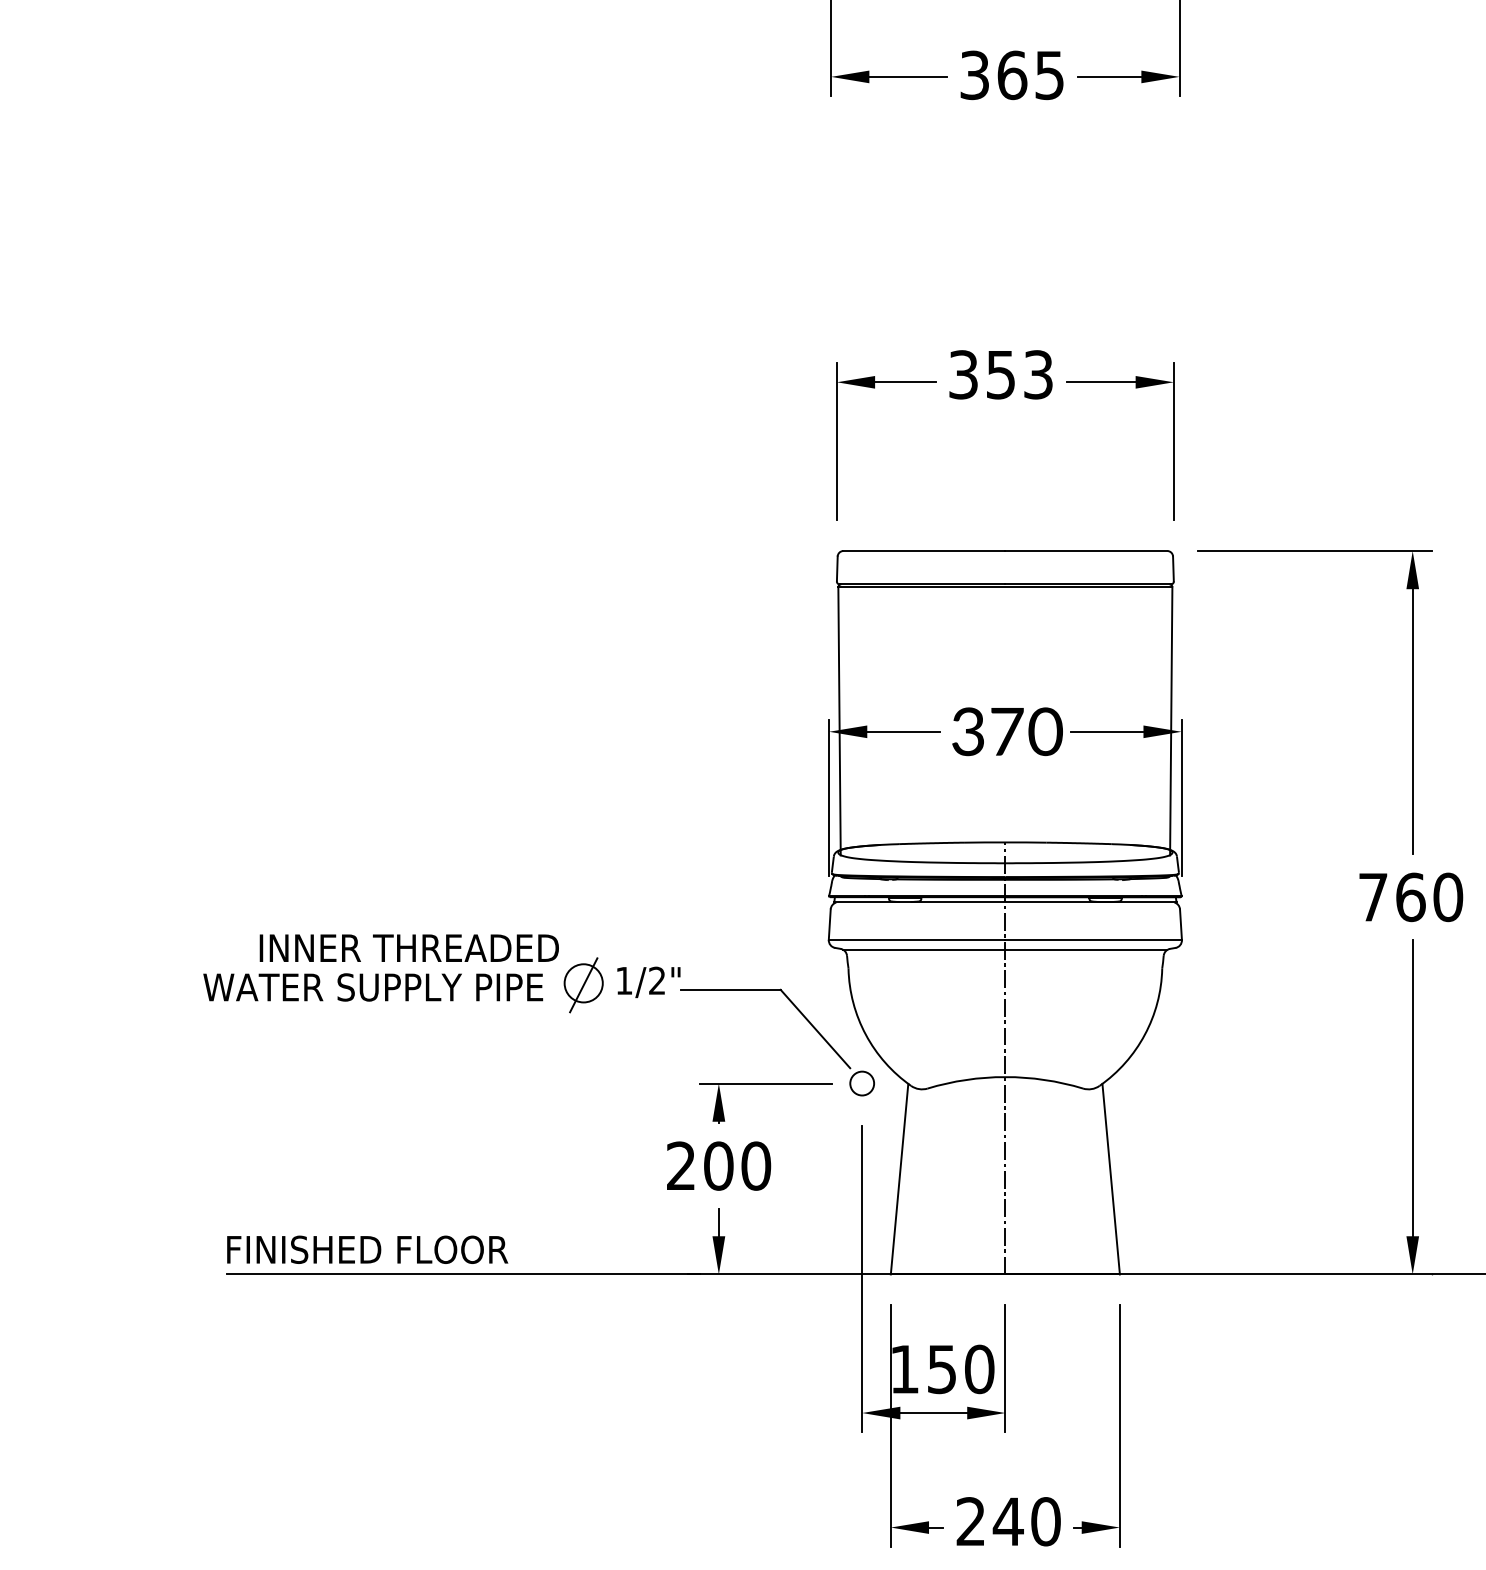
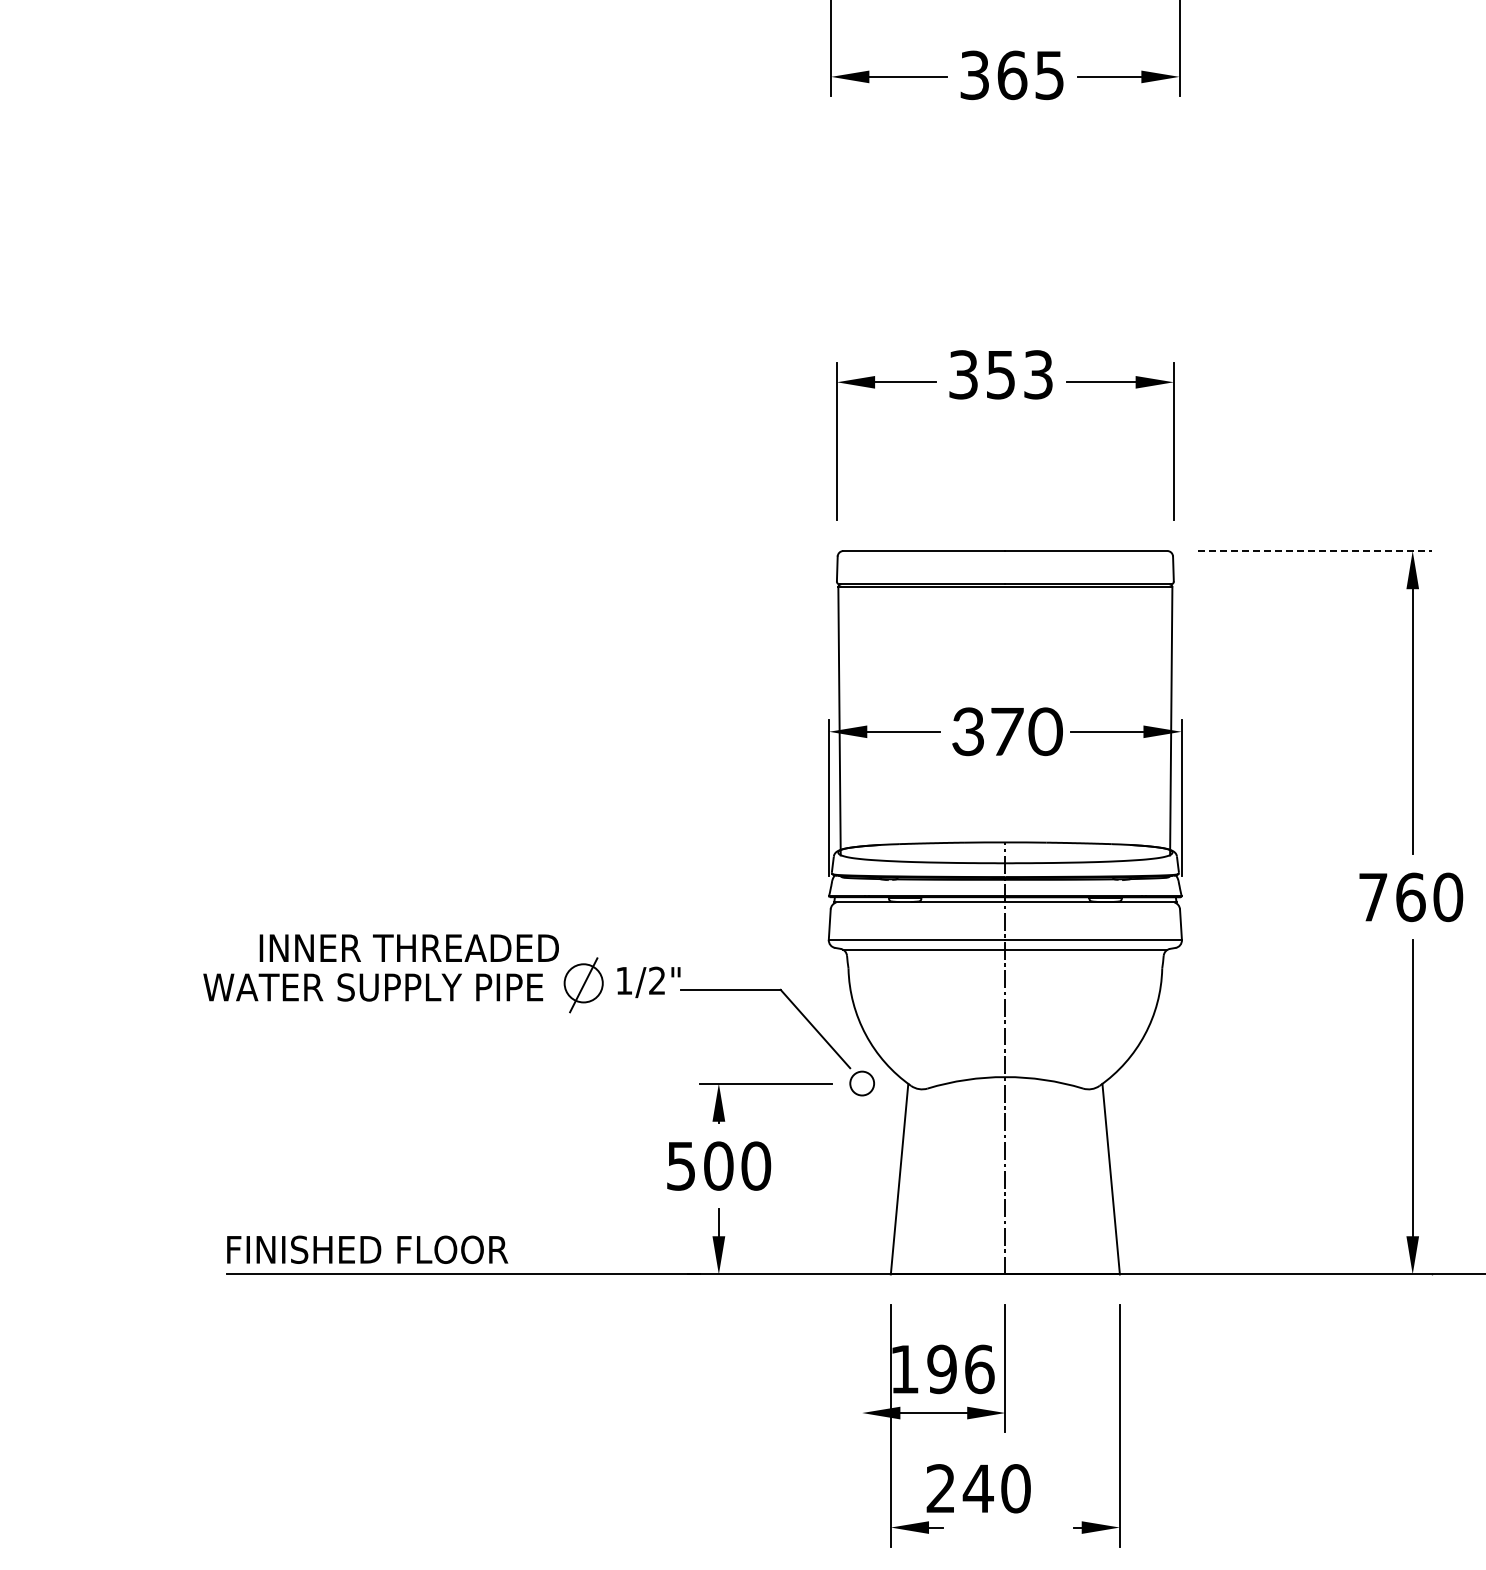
line: solid -> dashed (1314, 551)
text: 200 -> 500 (680, 1165)
line: present -> none (862, 1279)
text: 150 -> 196 (960, 1368)
text position: (1008, 1521) -> (978, 1488) (978, 1488)
